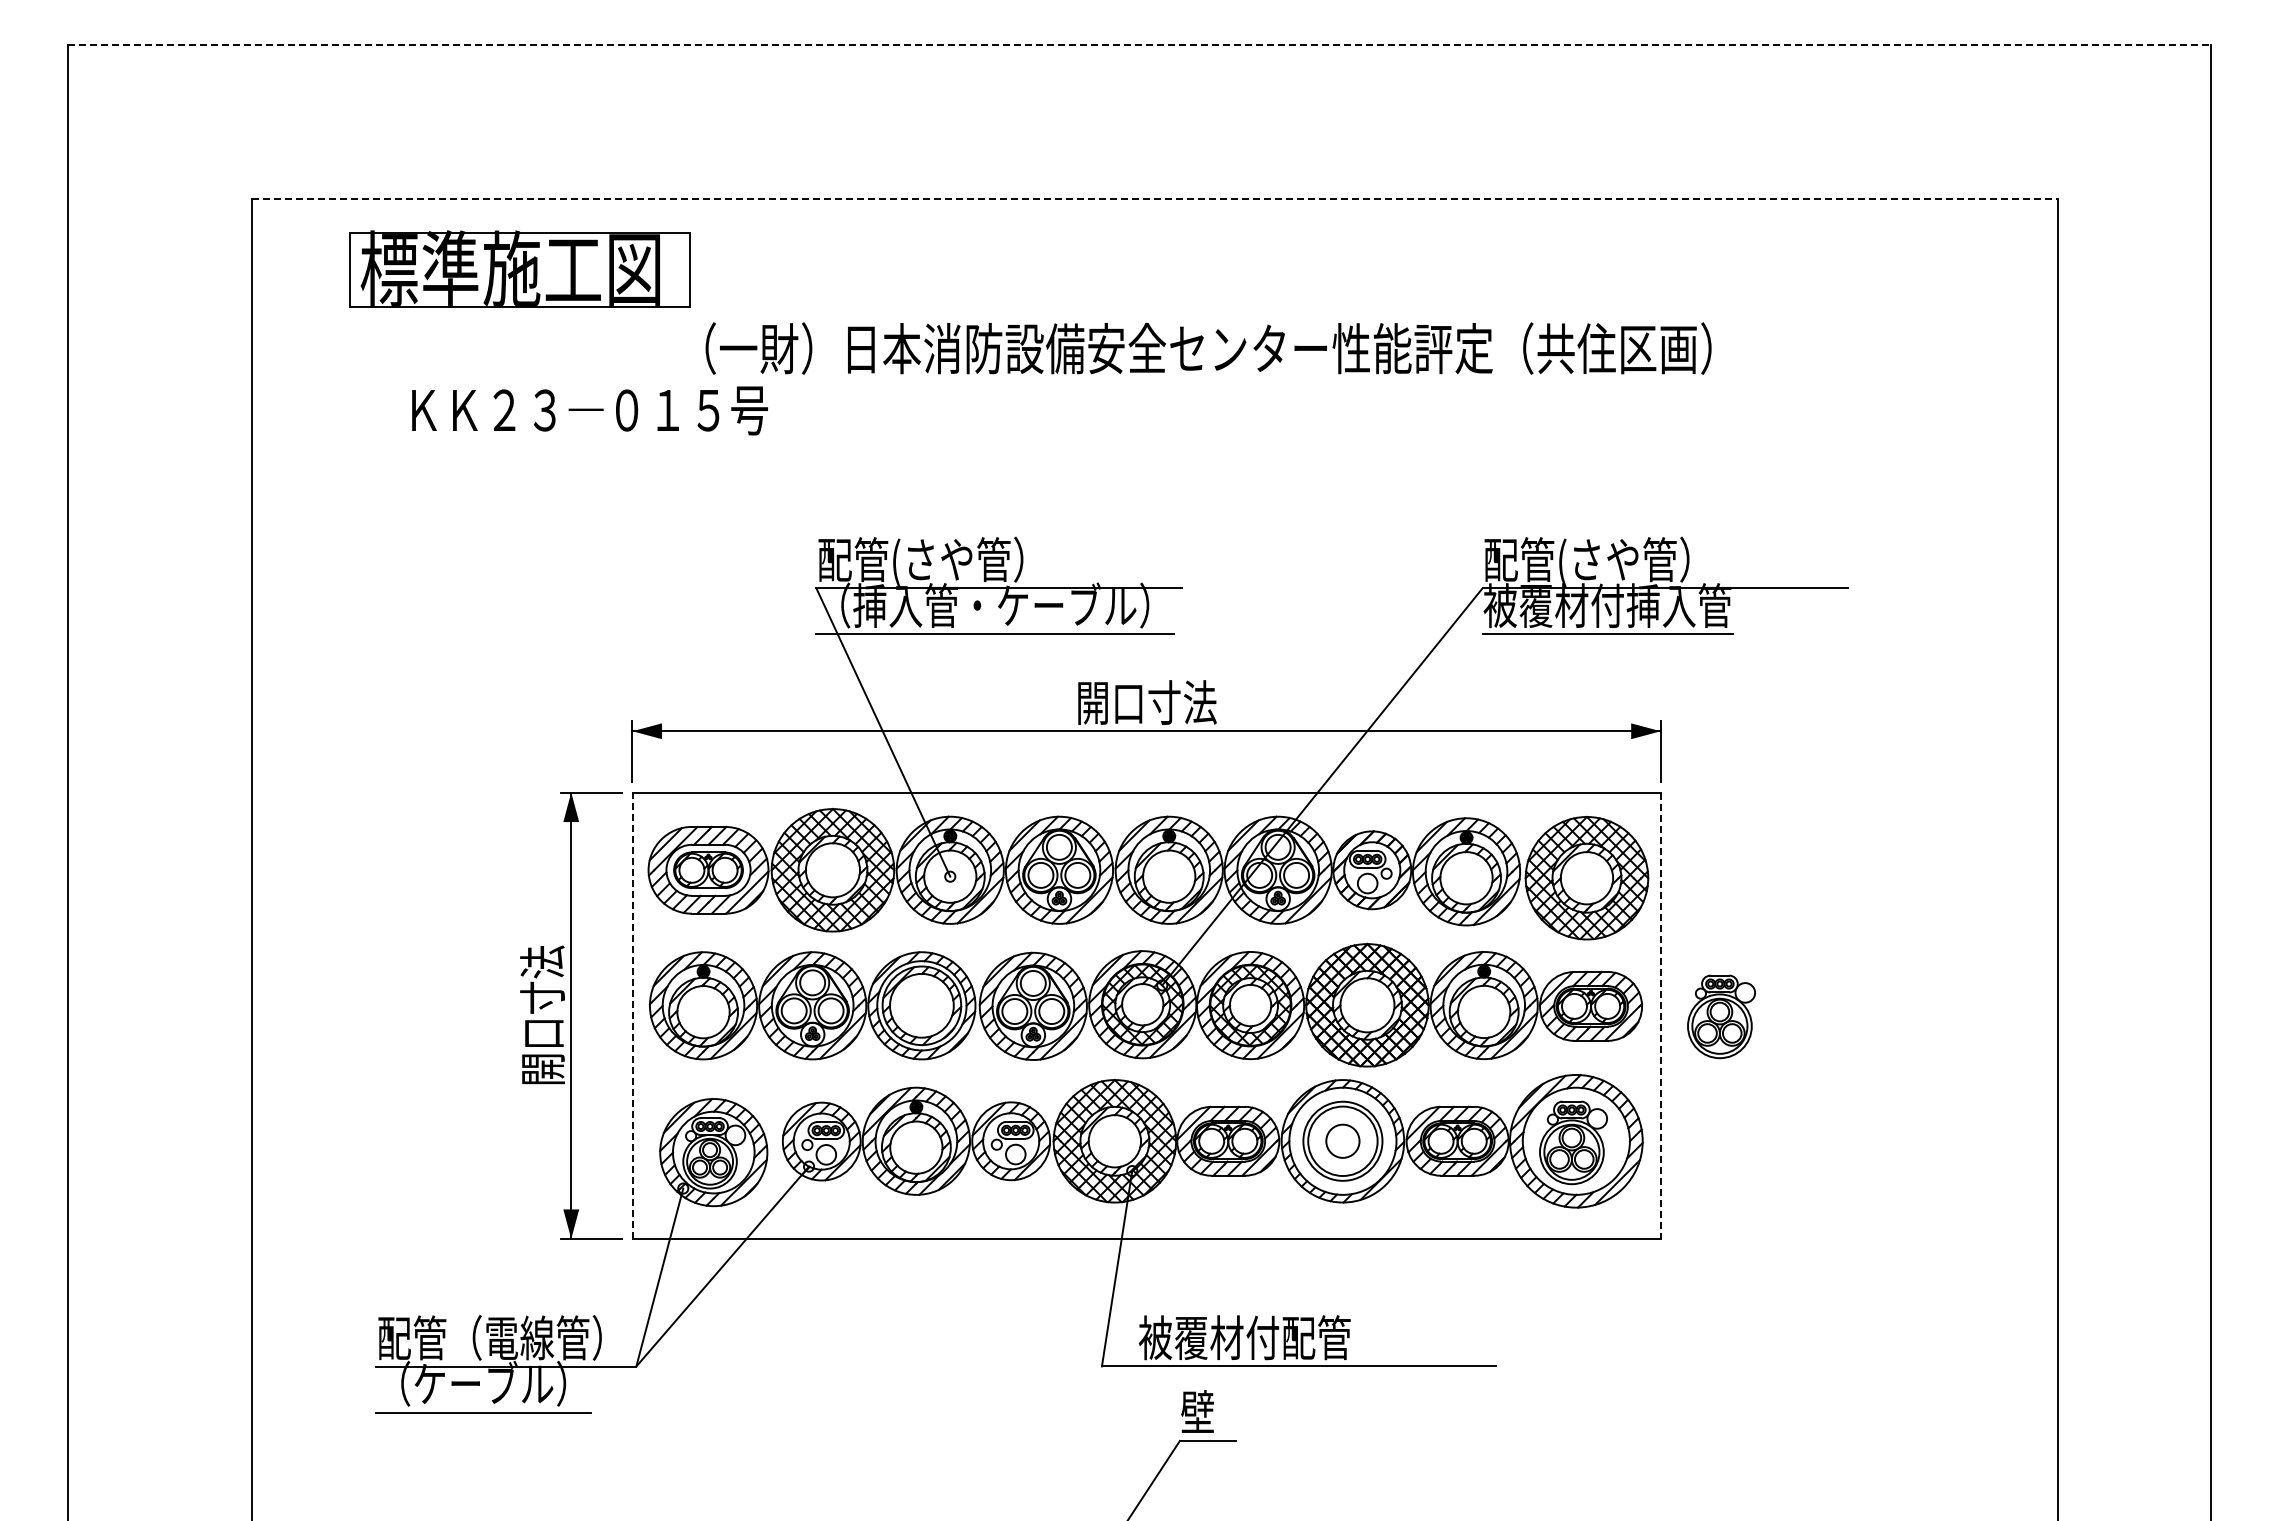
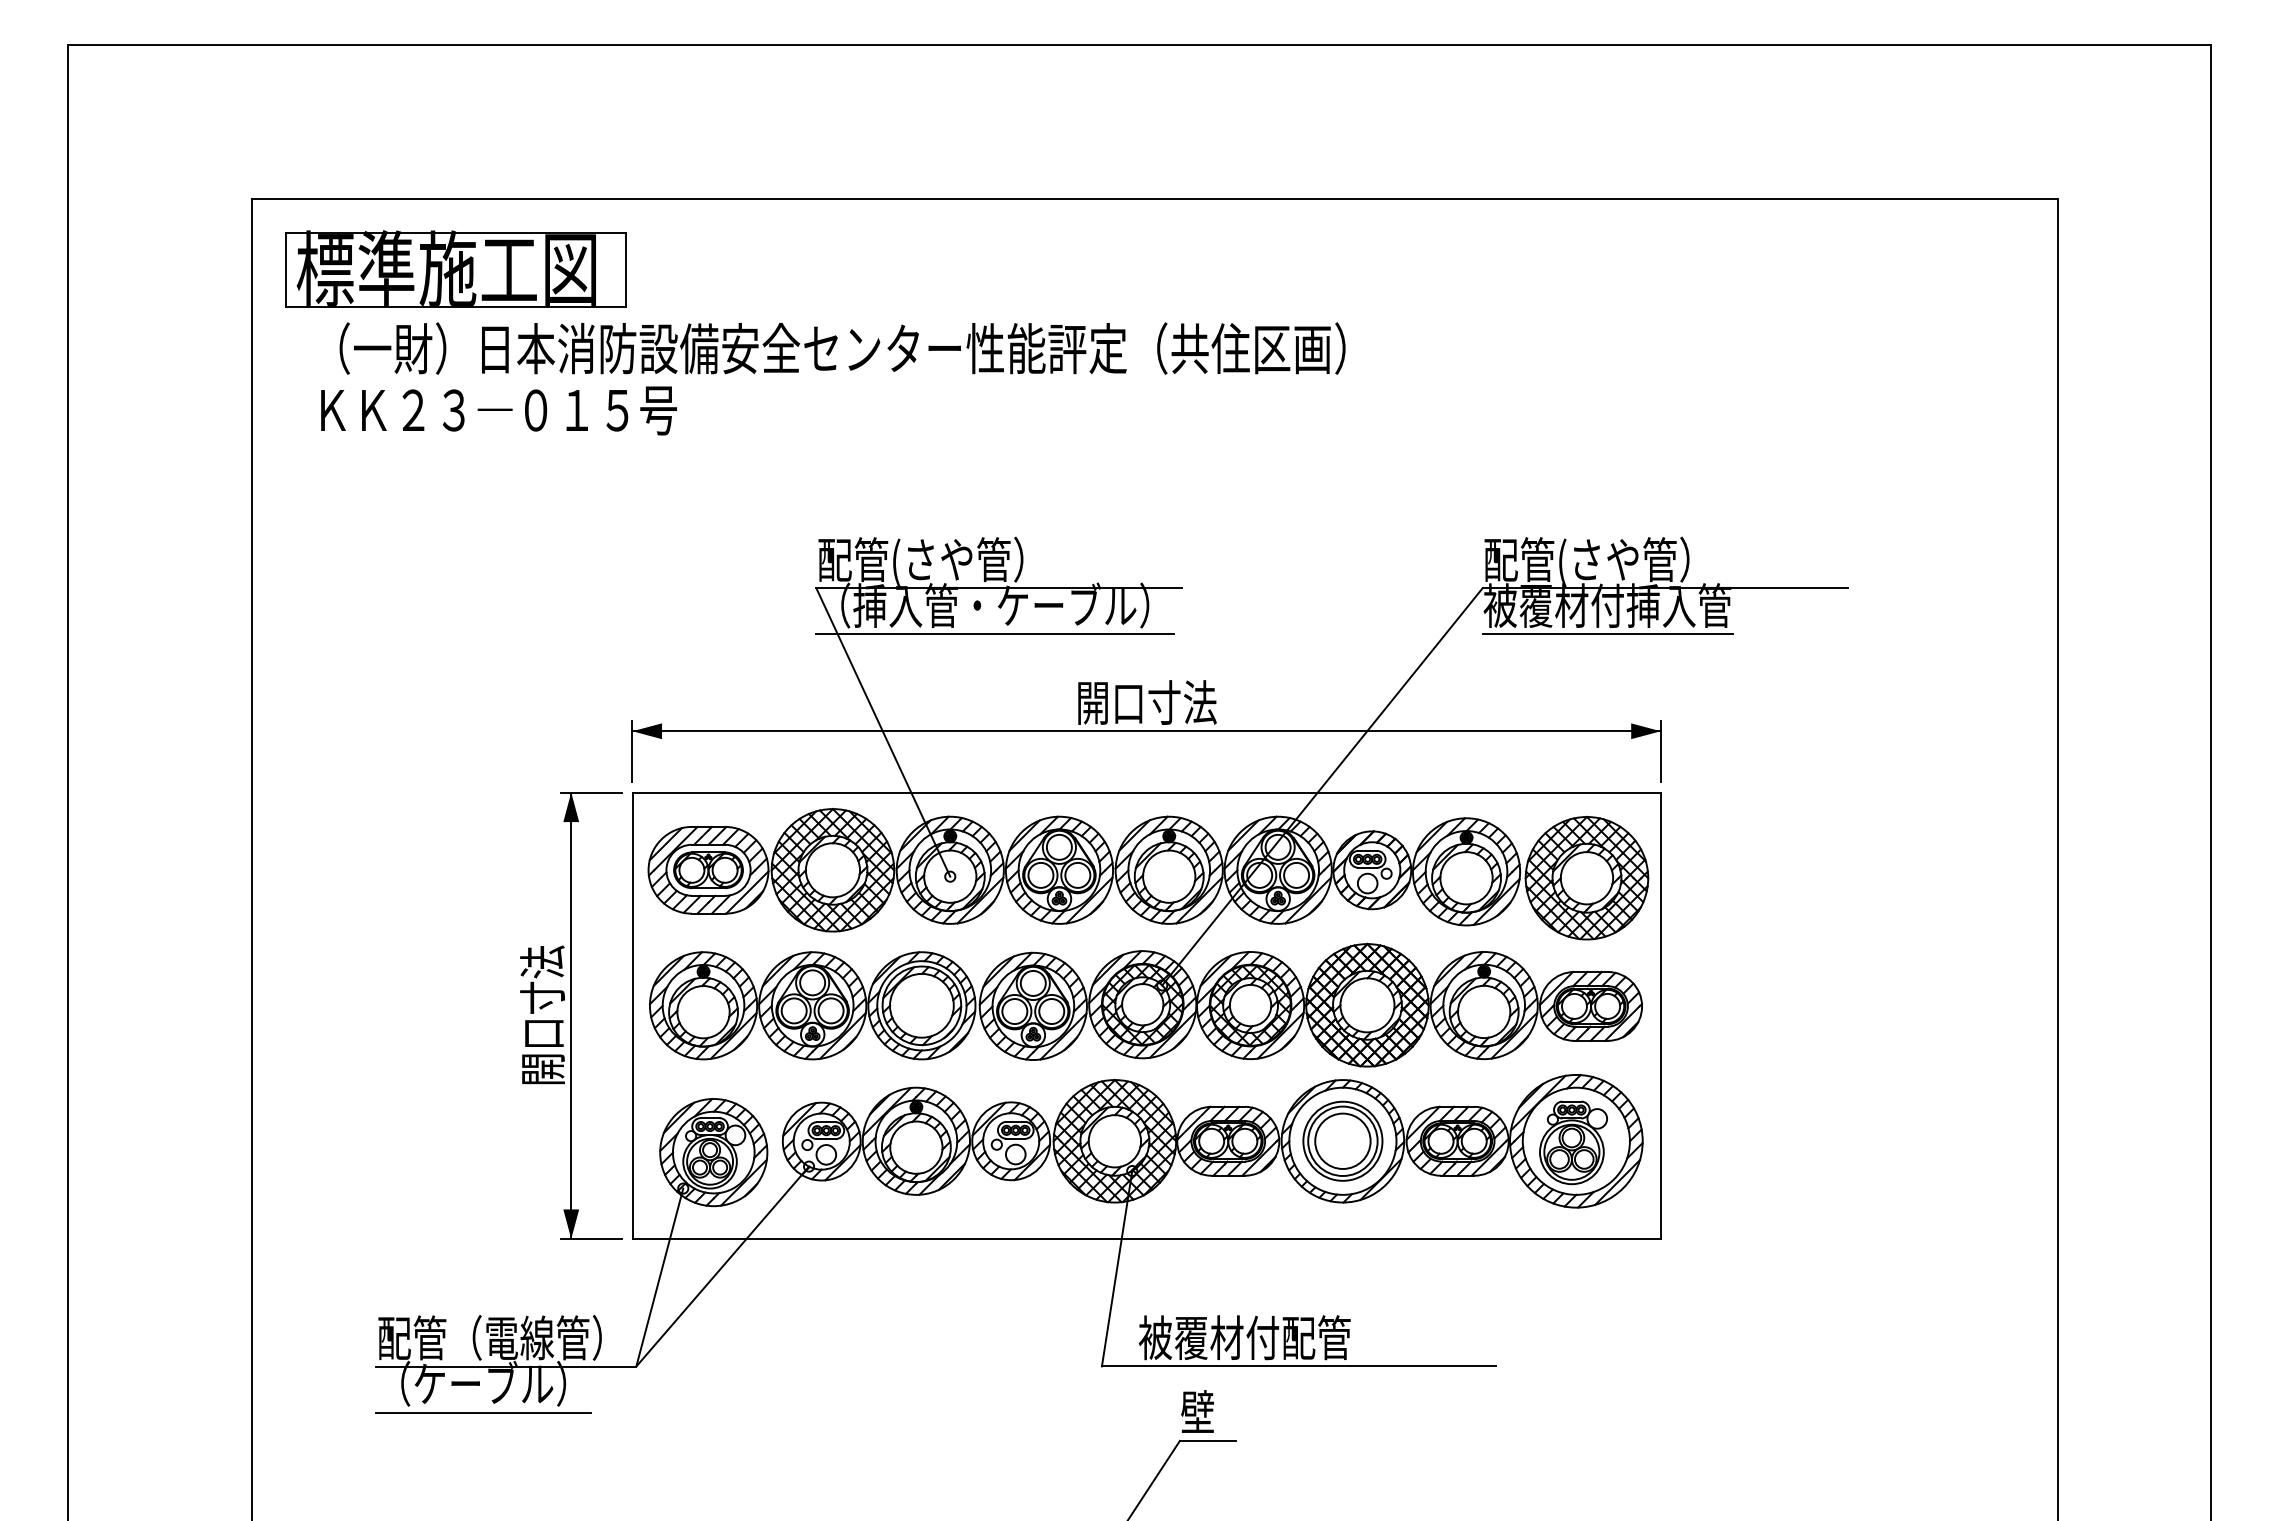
line: dashed -> solid (1140, 45)
line: dashed -> solid (1154, 198)
part position: (519, 268) -> (455, 268) (455, 268)
text position: (1208, 348) -> (842, 348) (842, 348)
text position: (589, 410) -> (498, 410) (498, 410)
line: dashed -> solid (632, 1015)
line: dashed -> solid (1660, 1016)
part: present -> none (1721, 1016)
circle diameter: 33 px -> 55 px (1342, 1140)
